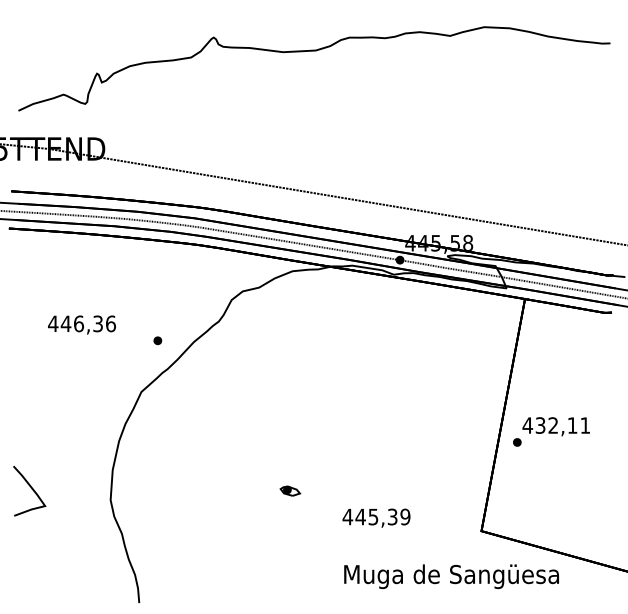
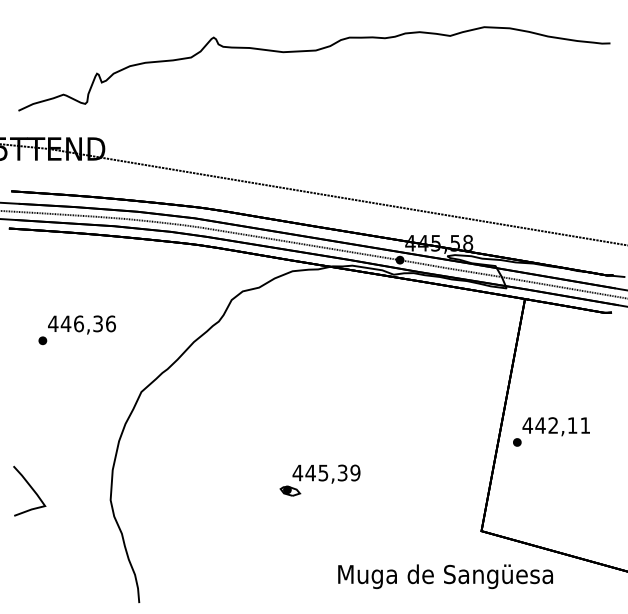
part position: (157, 340) -> (42, 340) (42, 340)
text: 432,11 -> 442,11 (540, 425)
text position: (376, 517) -> (326, 473) (326, 473)
text position: (451, 576) -> (445, 576) (445, 576)
